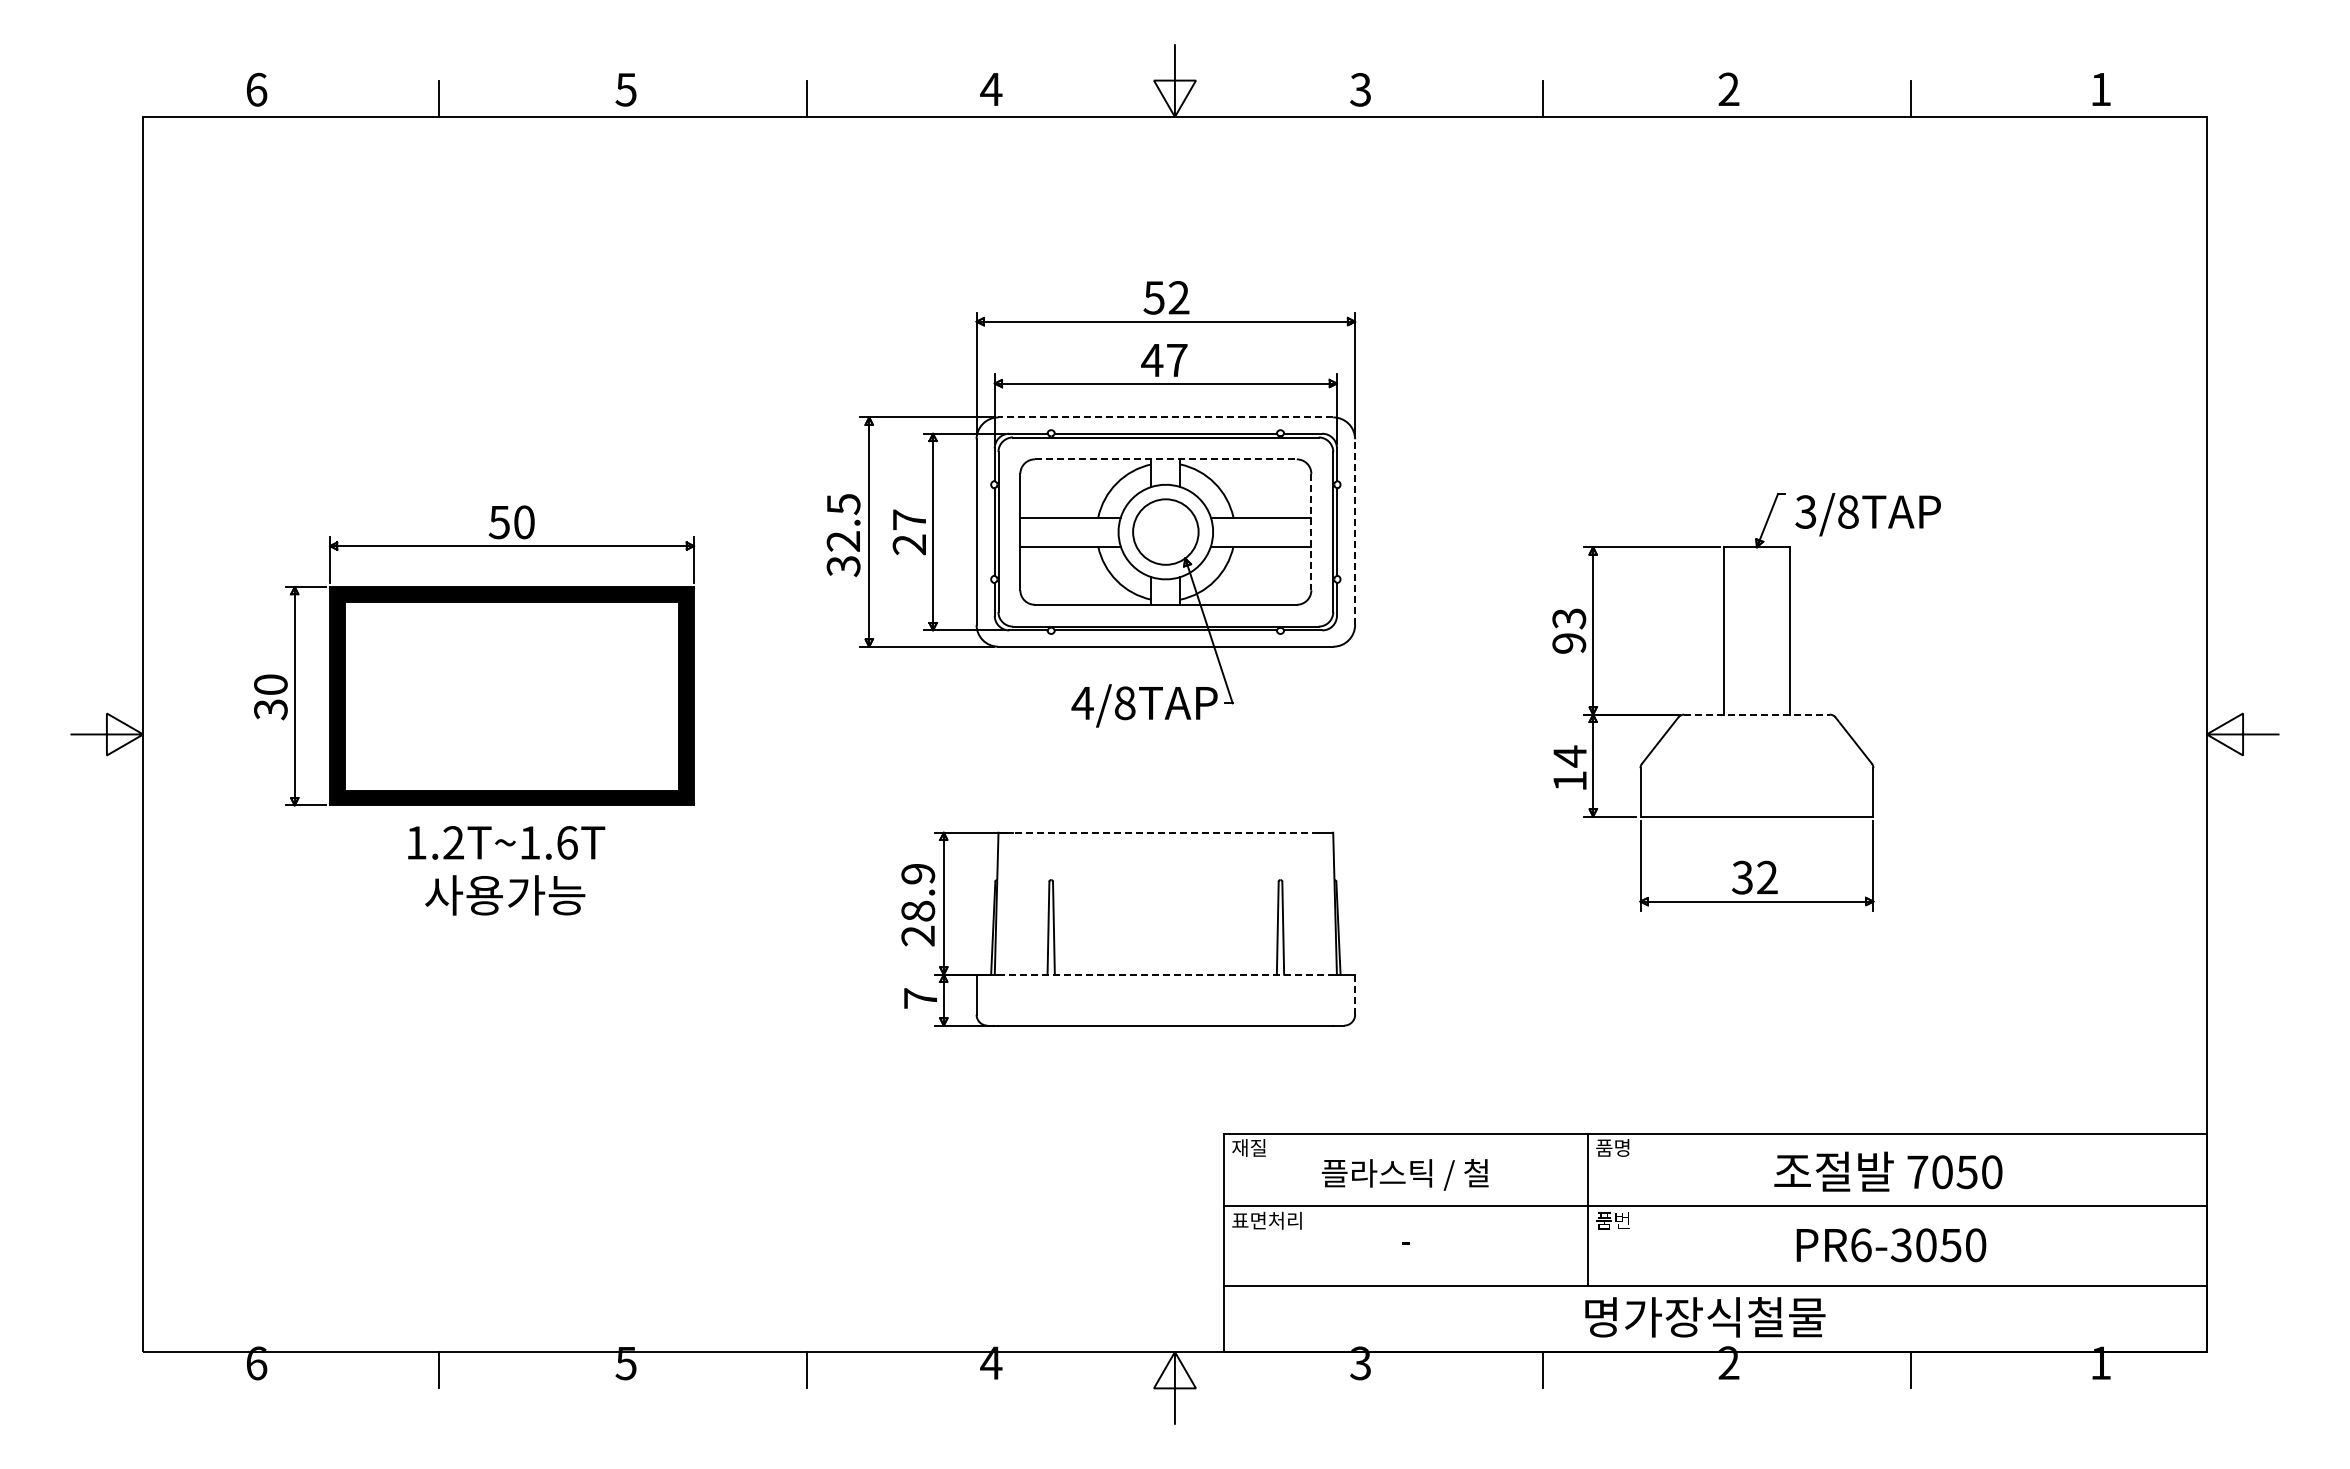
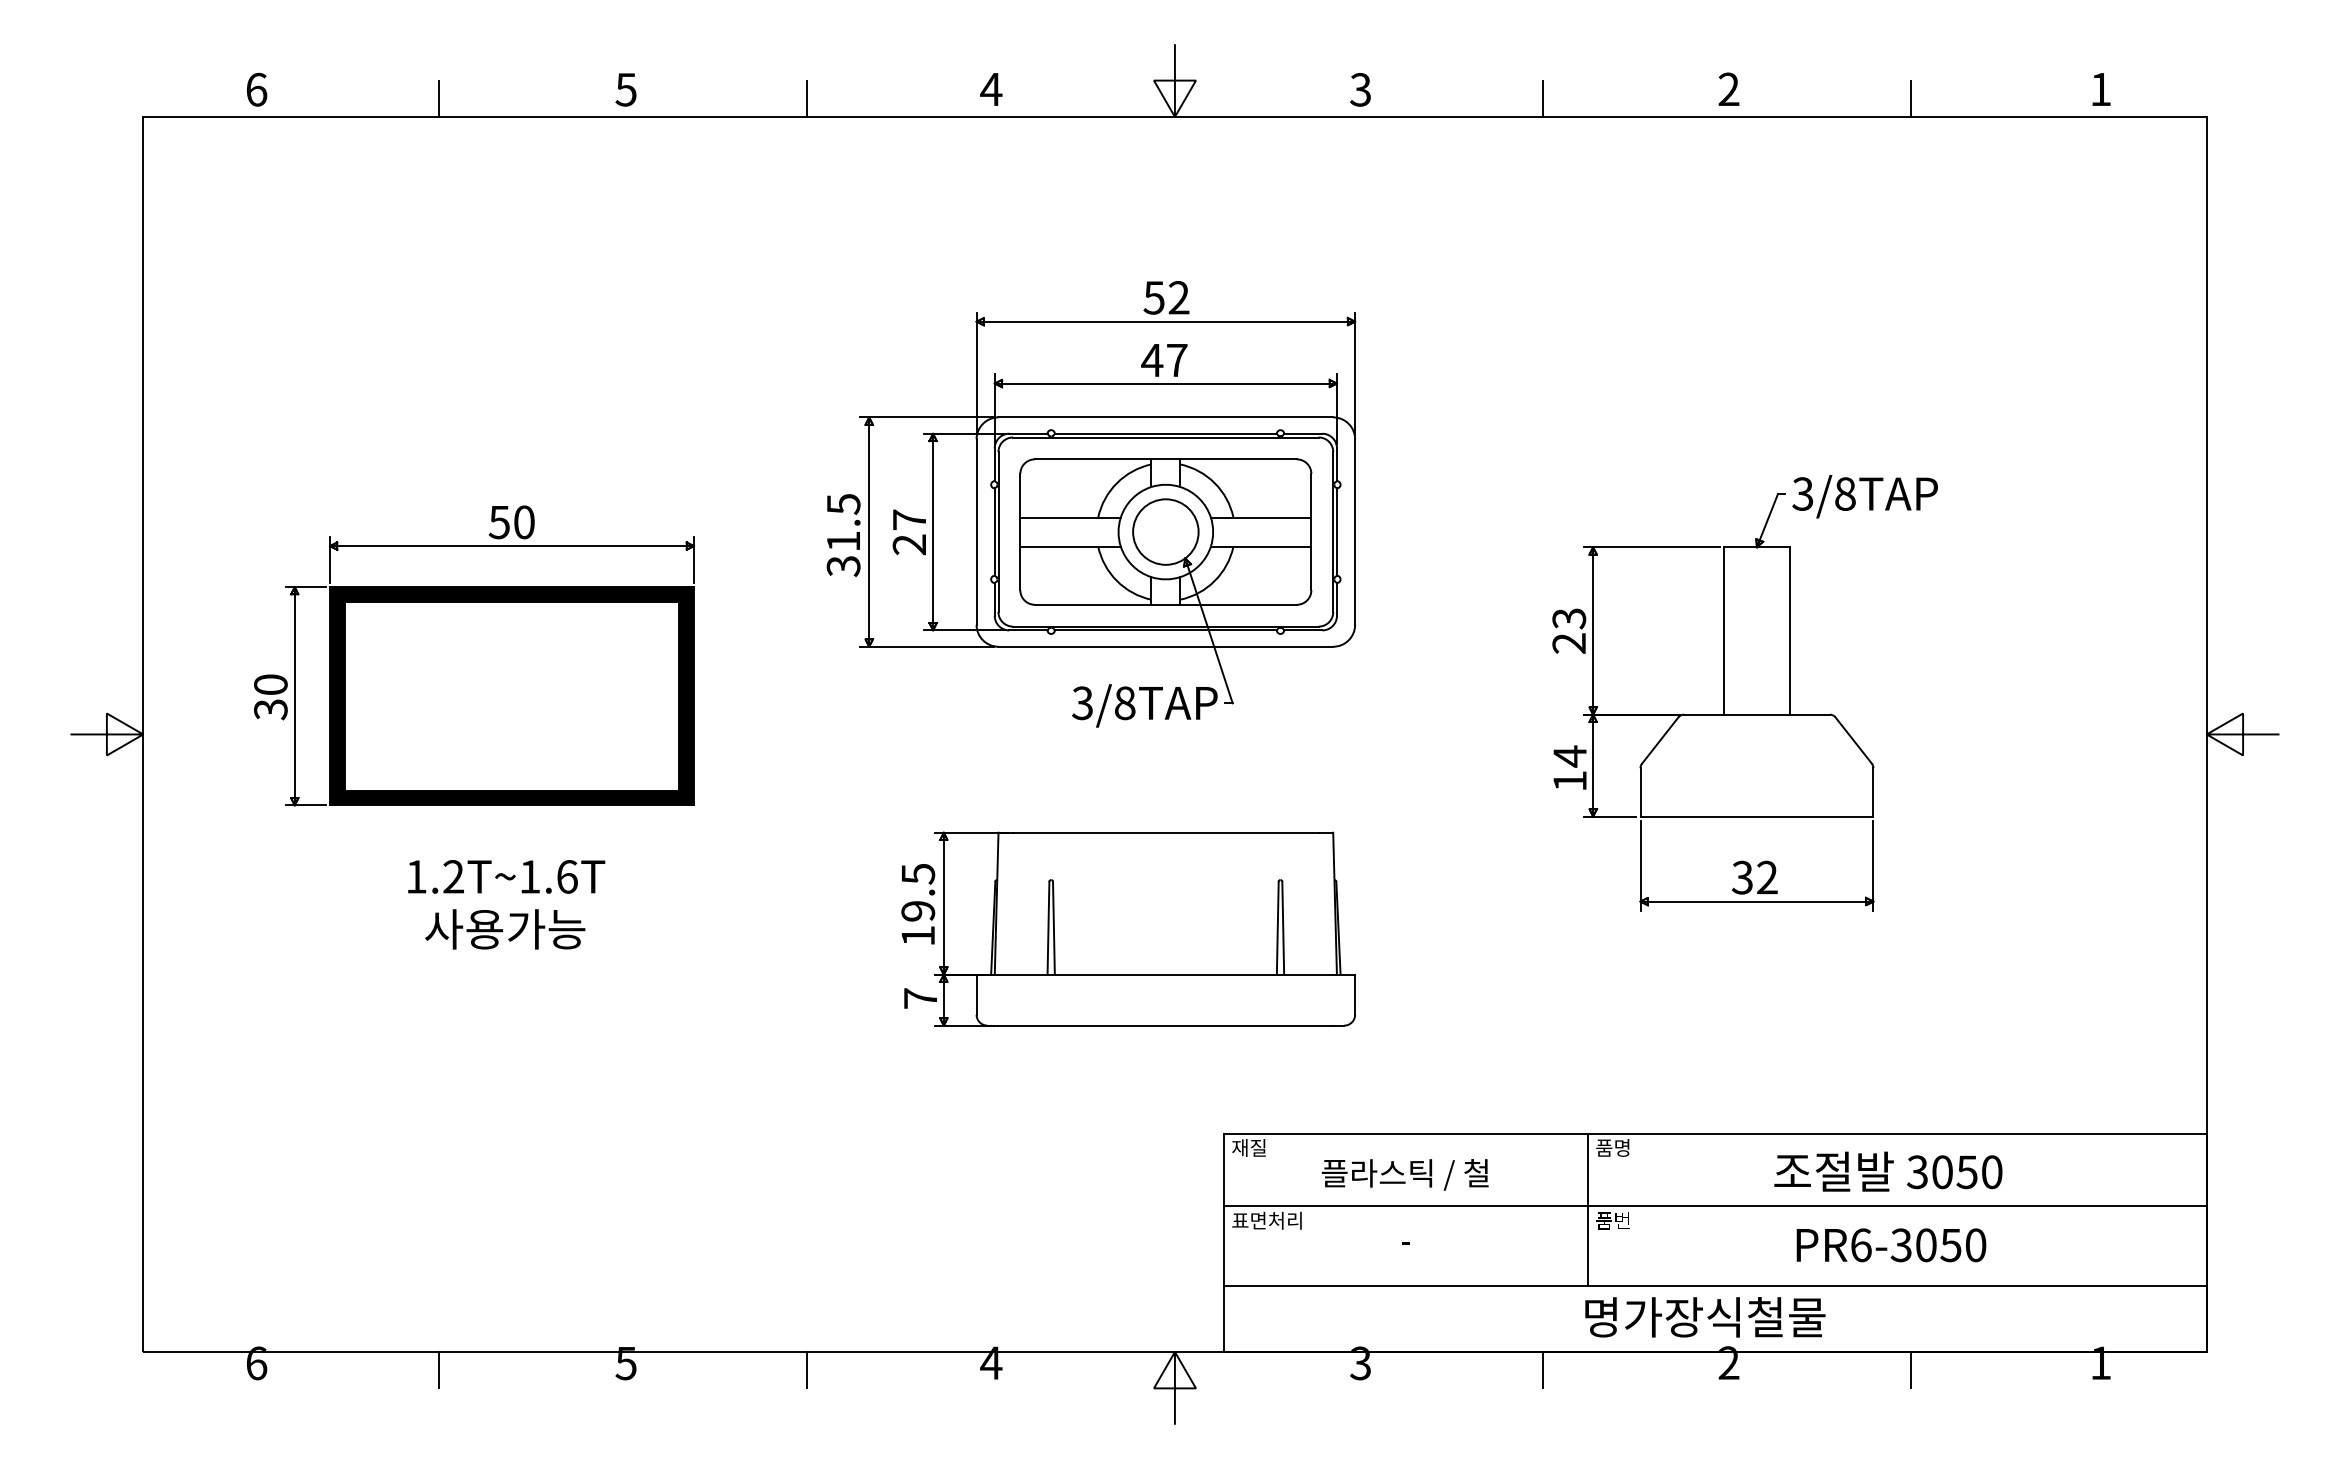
line: dashed -> solid (1165, 417)
line: dashed -> solid (1165, 459)
text position: (1867, 514) -> (1864, 496) (1864, 496)
line: dashed -> solid (1311, 532)
line: dashed -> solid (1355, 532)
text: 32.5 -> 31.5 (842, 541)
text: 93 -> 23 (1569, 643)
text: 4/8TAP -> 3/8TAP (1082, 703)
line: dashed -> solid (1757, 714)
line: dashed -> solid (1165, 832)
text position: (506, 870) -> (506, 904) (506, 904)
text: 28.9 -> 19.5 (918, 905)
line: dashed -> solid (1166, 974)
line: dashed -> solid (1355, 994)
text: 7050 -> 3050 (1917, 1172)
